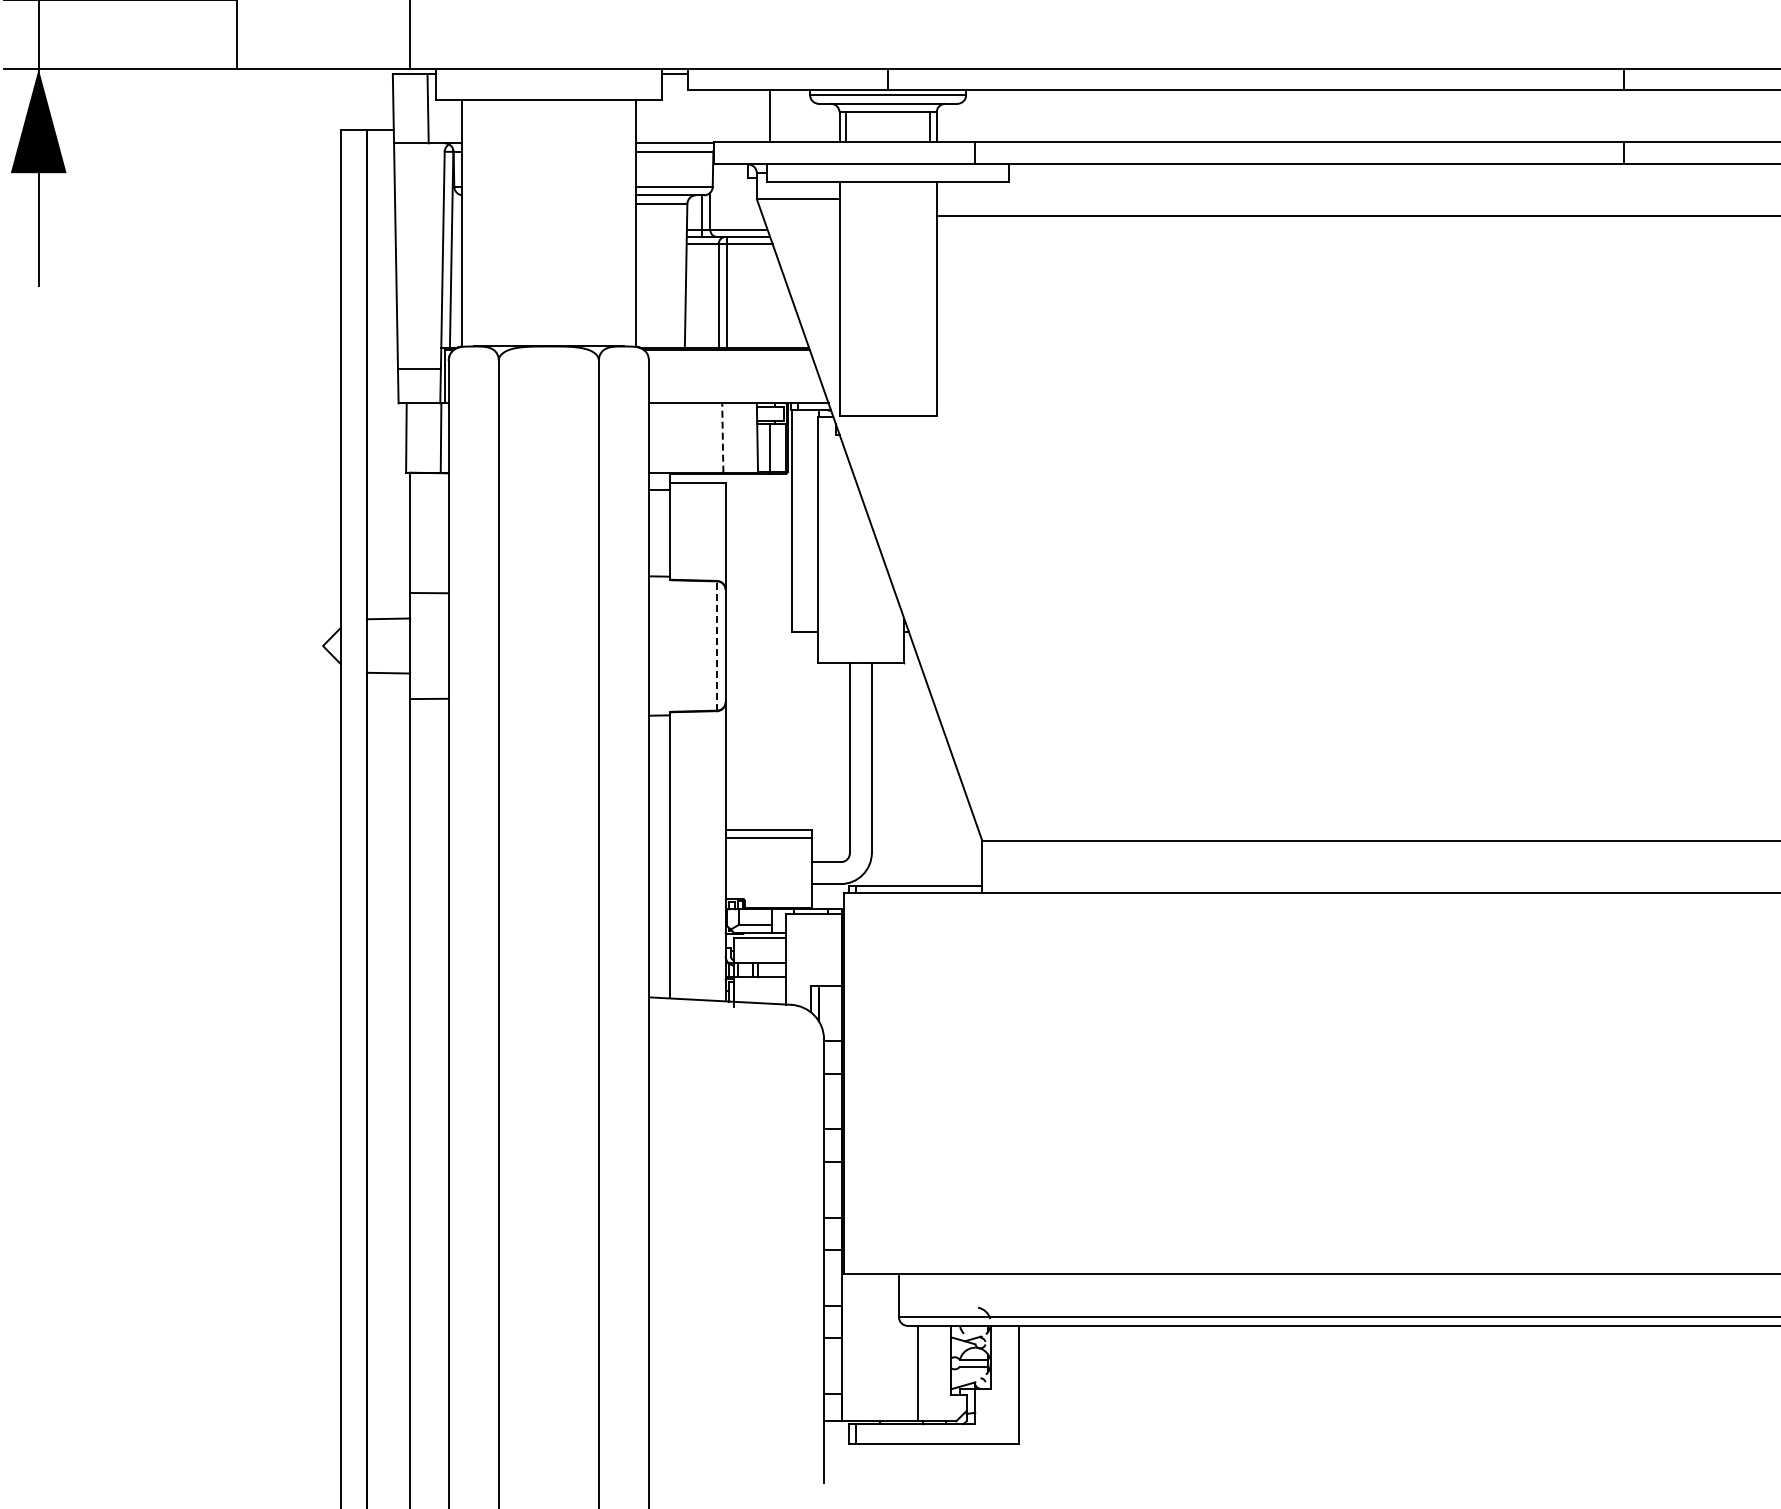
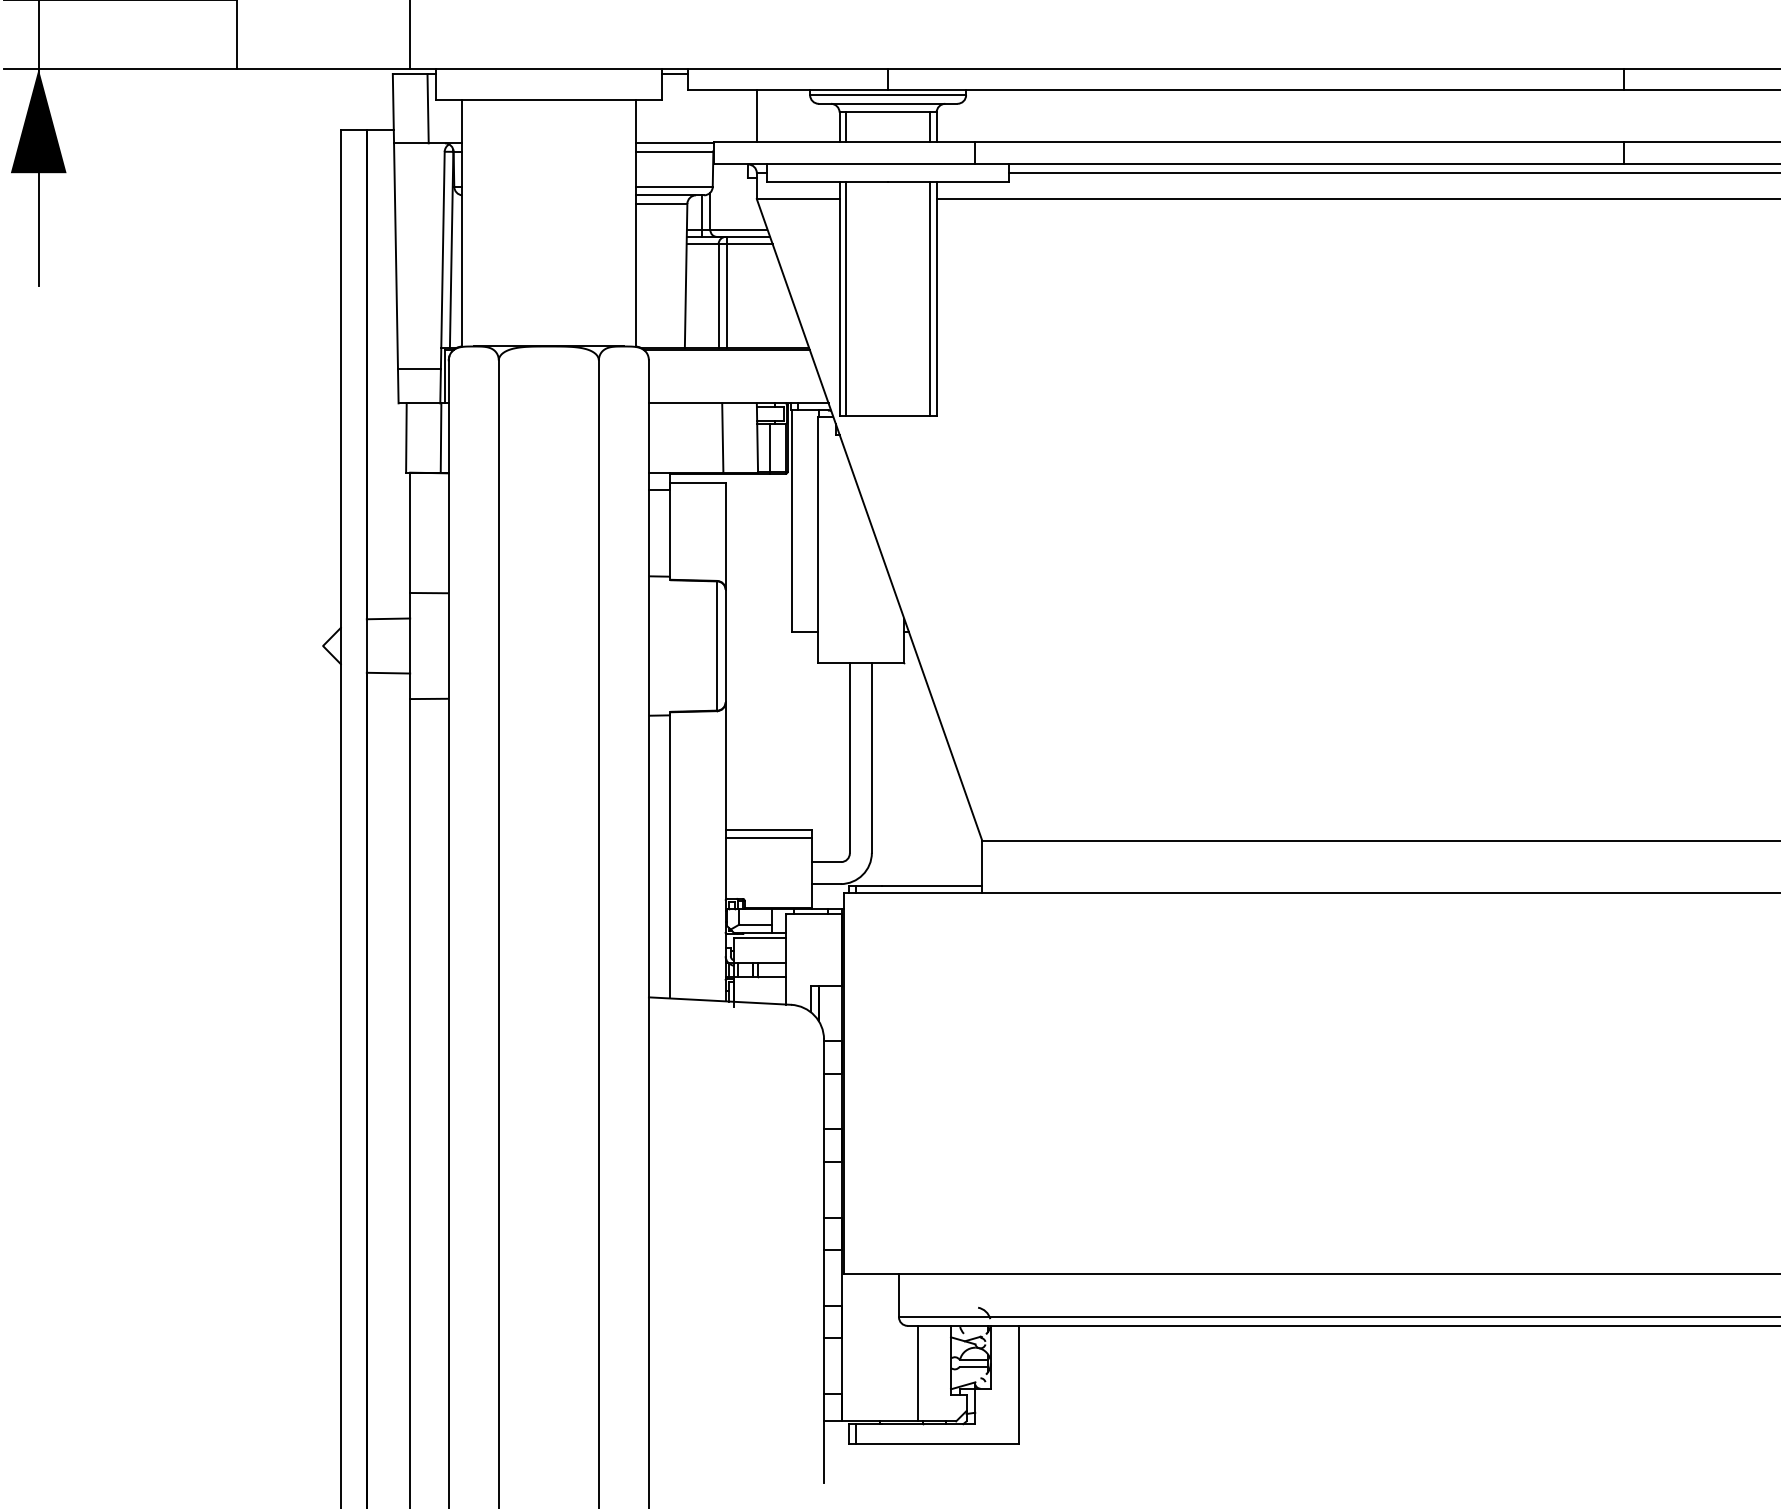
line position: (769, 115) -> (756, 115) (756, 115)
line: none -> present (1393, 173)
line position: (1356, 216) -> (1356, 199) (1356, 199)
line: none -> present (845, 298)
line: none -> present (930, 298)
line: dashed -> solid (722, 438)
line: dashed -> solid (717, 646)
